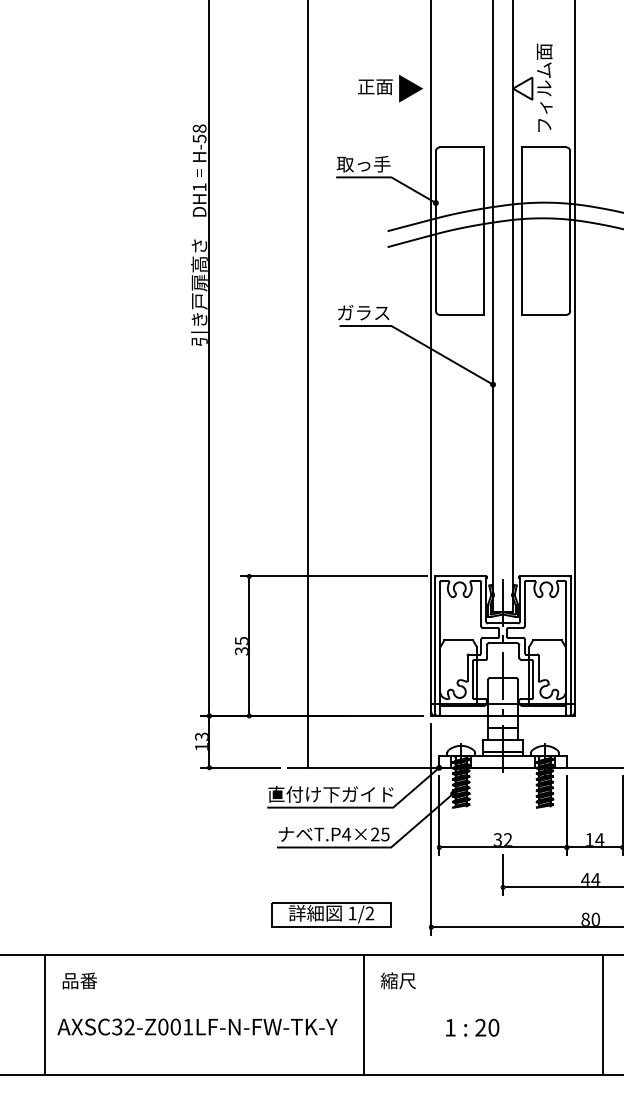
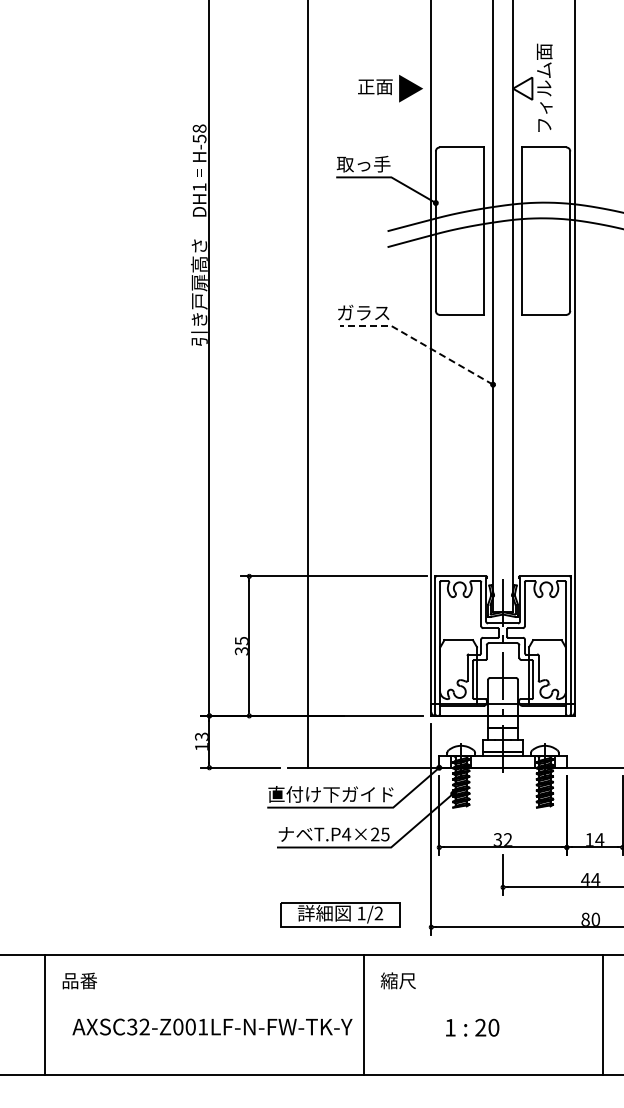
line: solid -> dashed (418, 341)
part position: (331, 914) -> (340, 914) (340, 914)
text position: (197, 1026) -> (212, 1026) (212, 1026)
